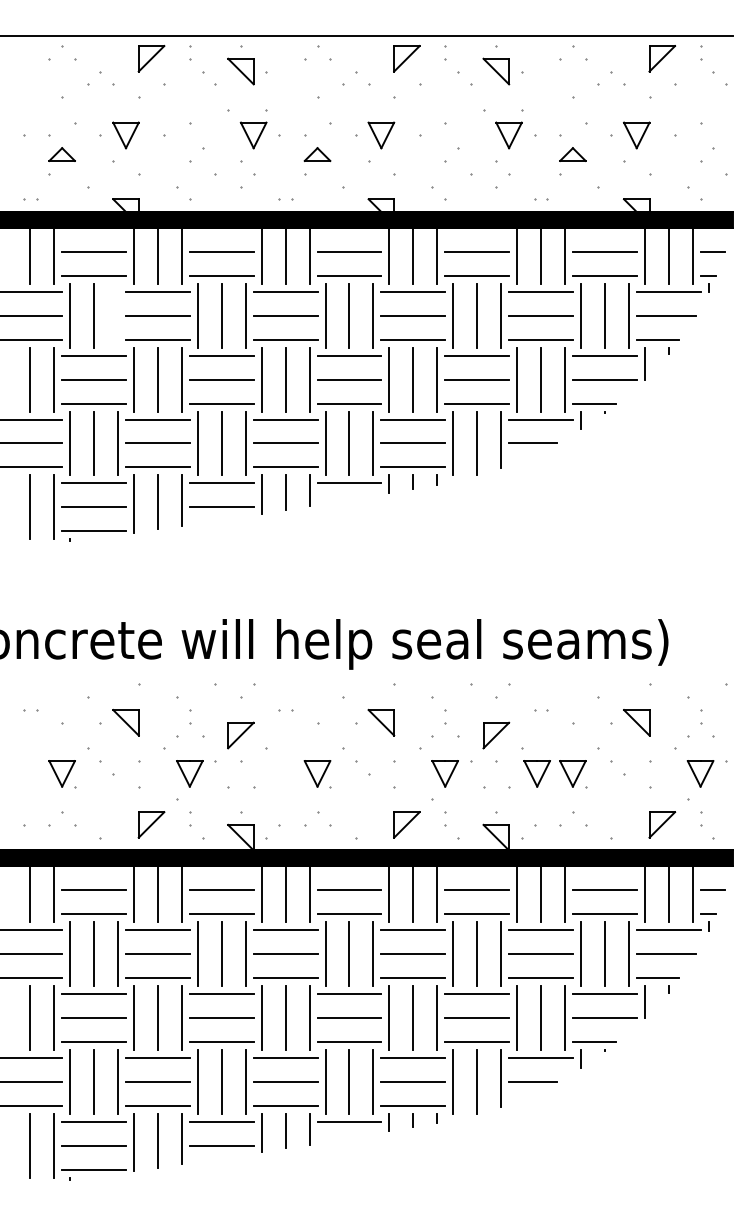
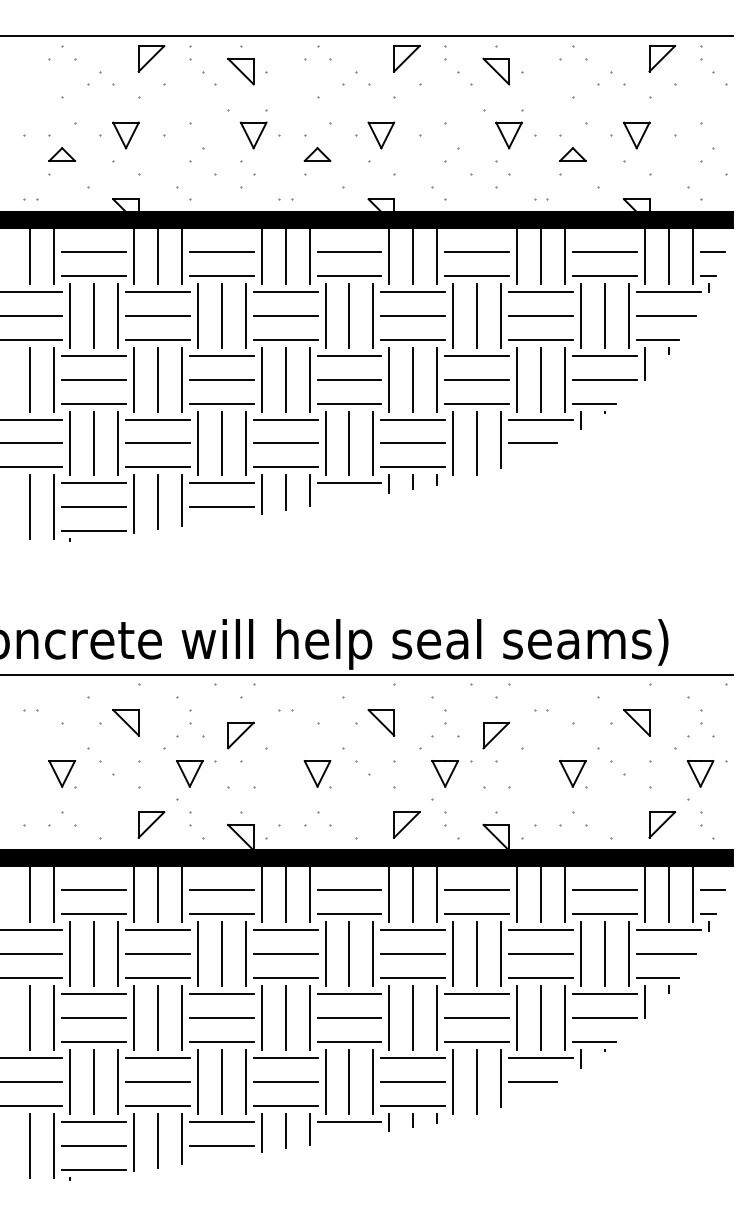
line: none -> present (118, 315)
line: none -> present (367, 674)
part: present -> none (536, 773)
